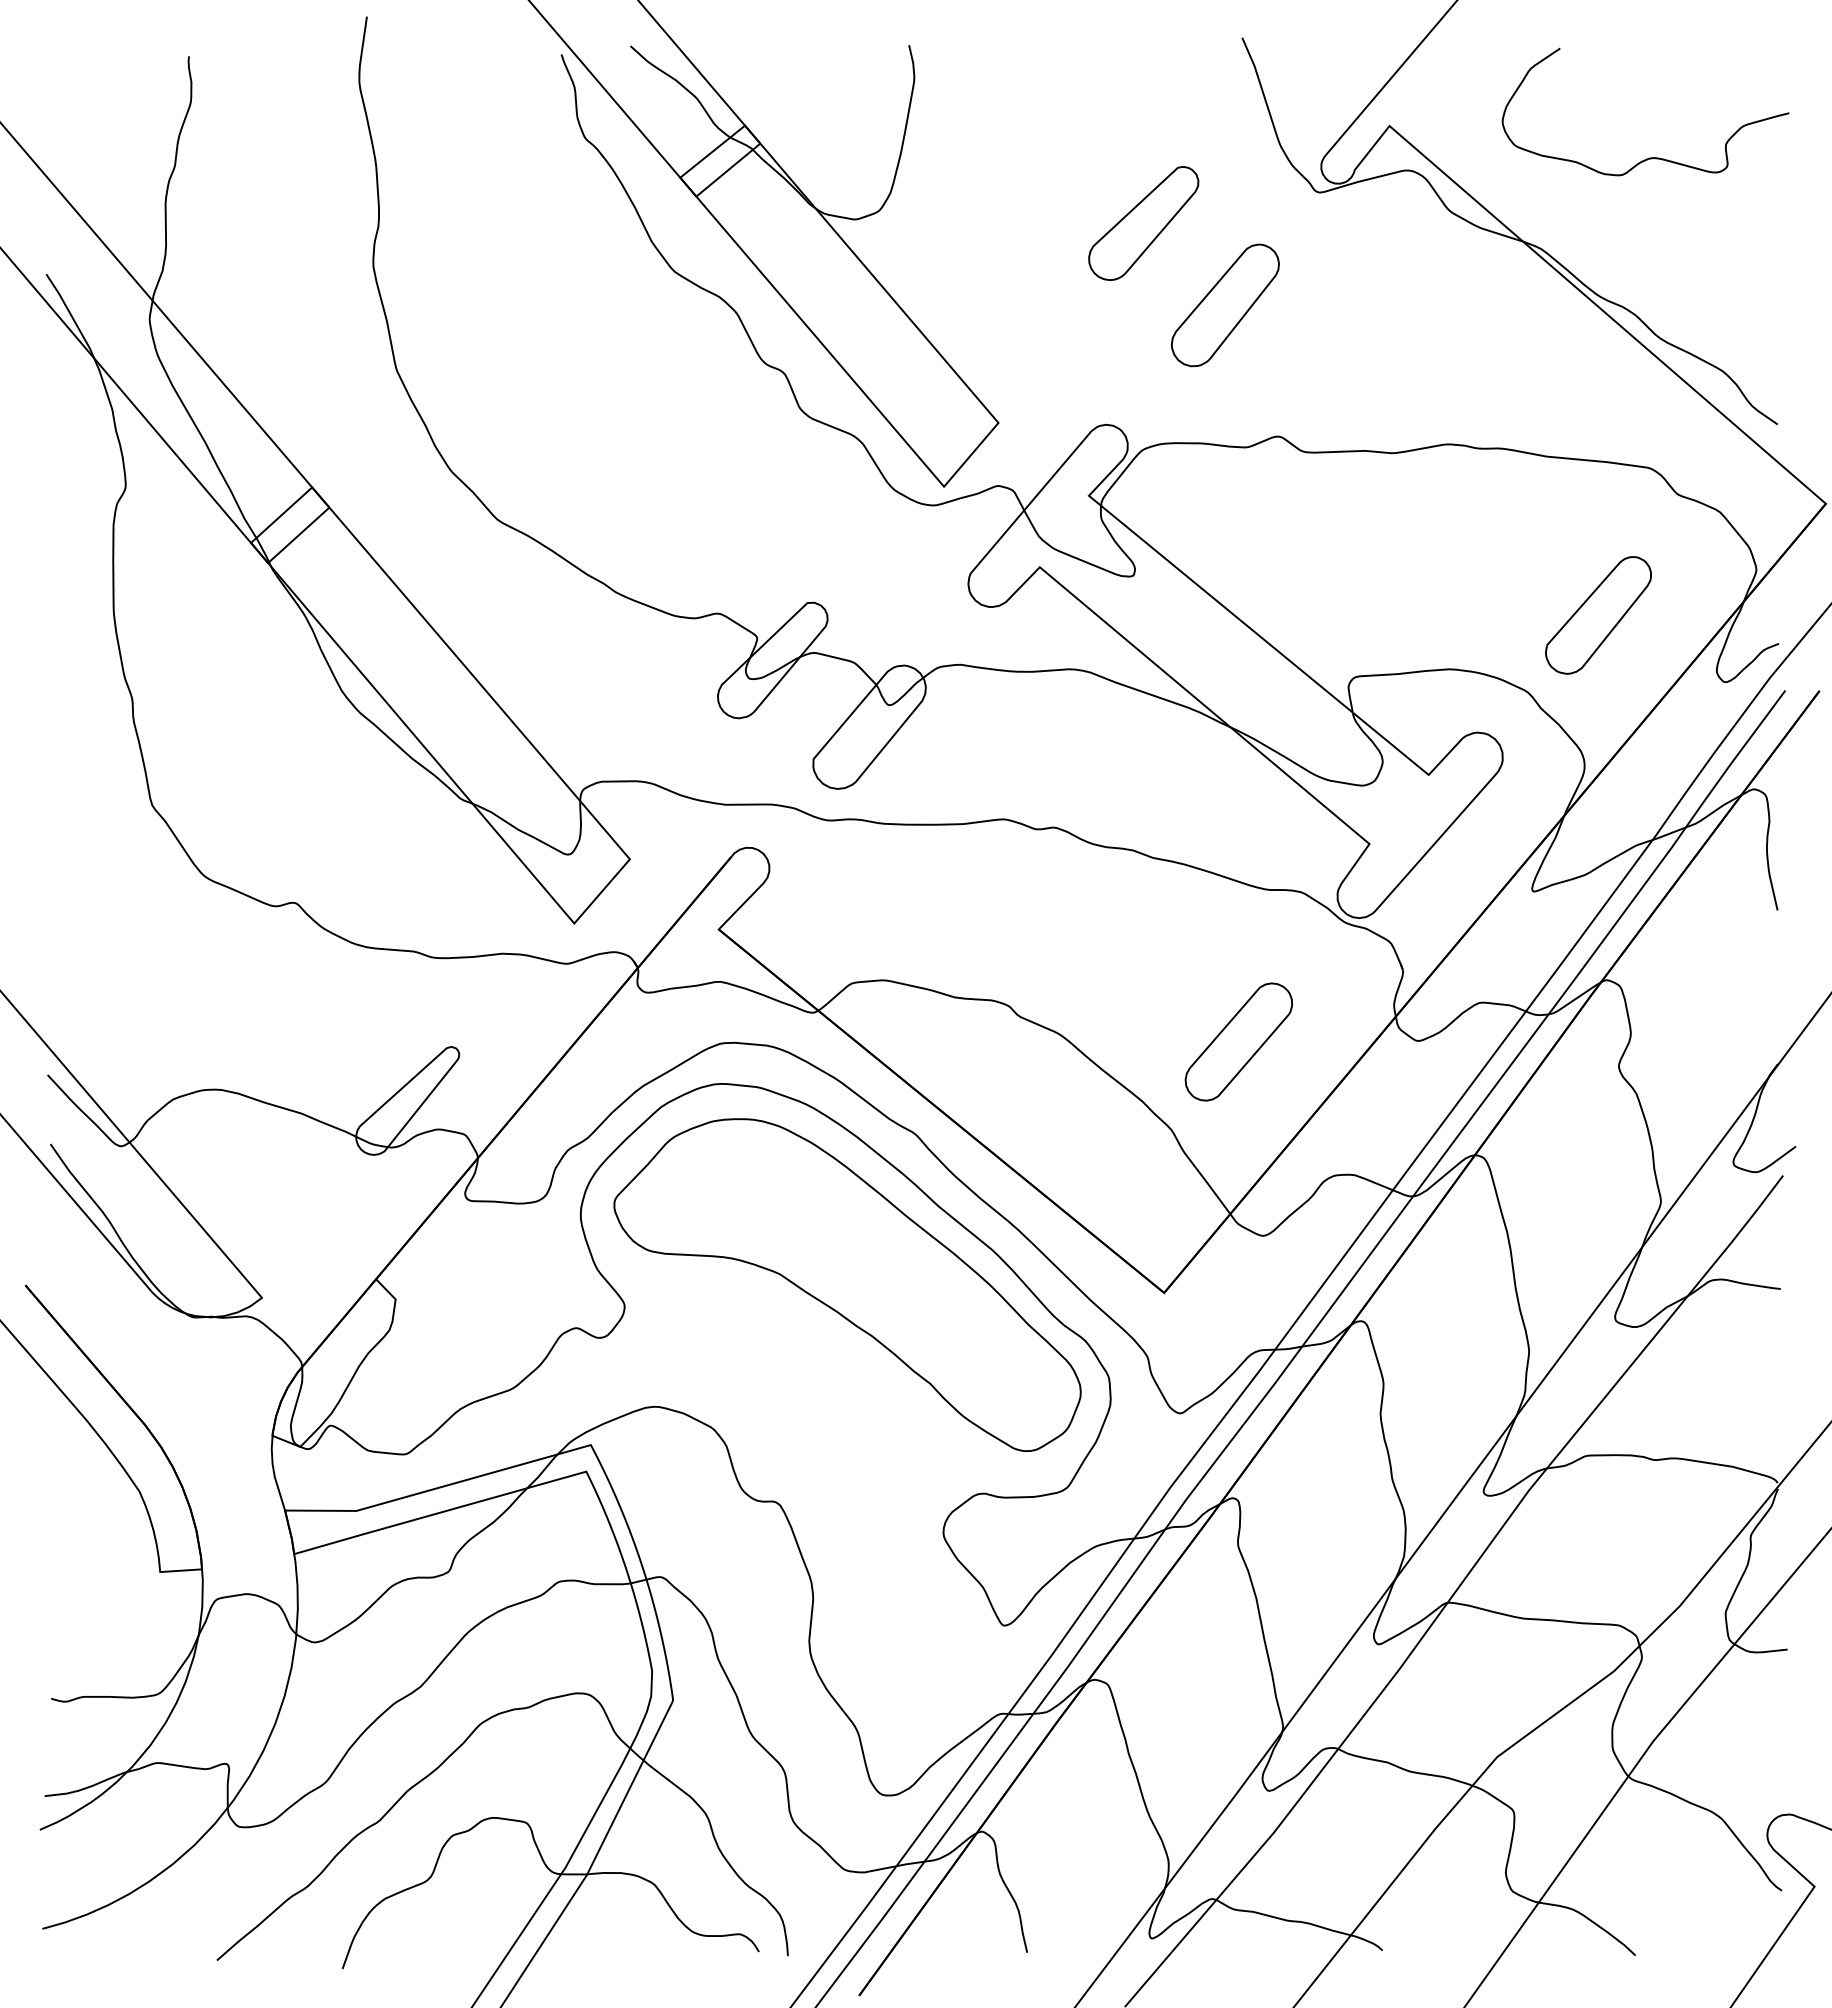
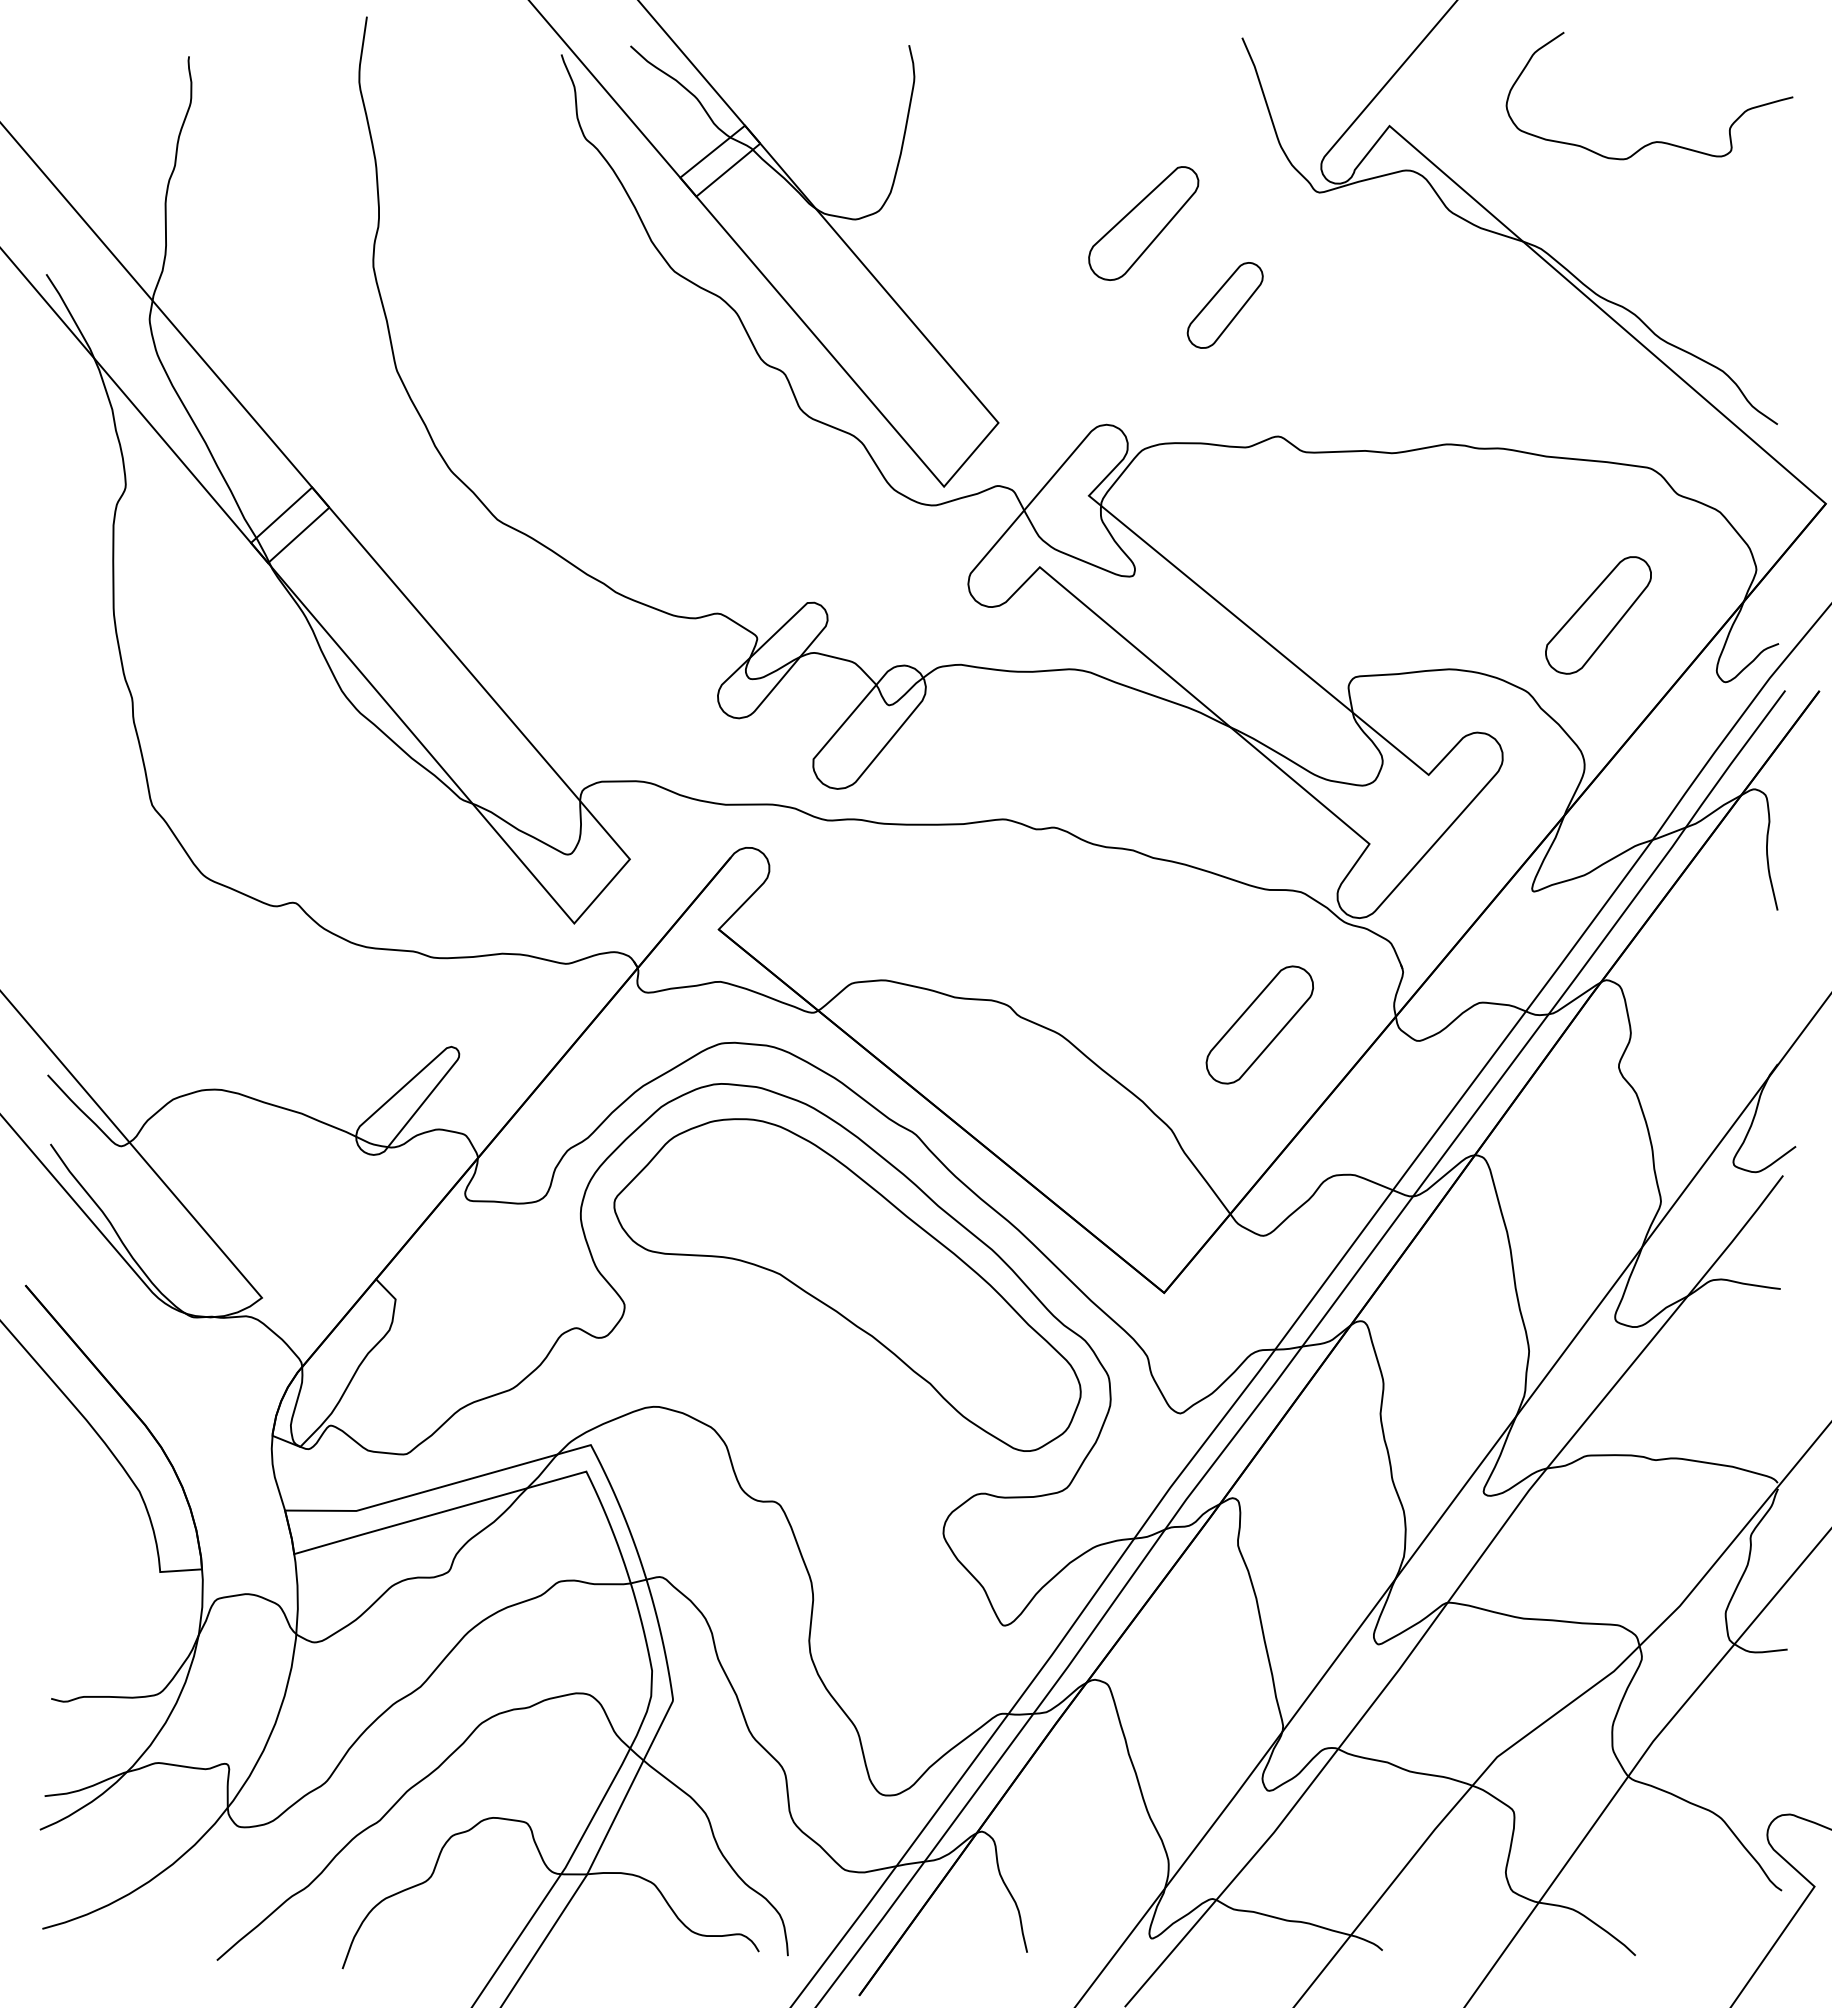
curve position: (1649, 157) -> (1653, 141) (1653, 141)
part size: 110x125 px -> 78x87 px (1224, 305)
part position: (1238, 1041) -> (1259, 1024) (1259, 1024)
